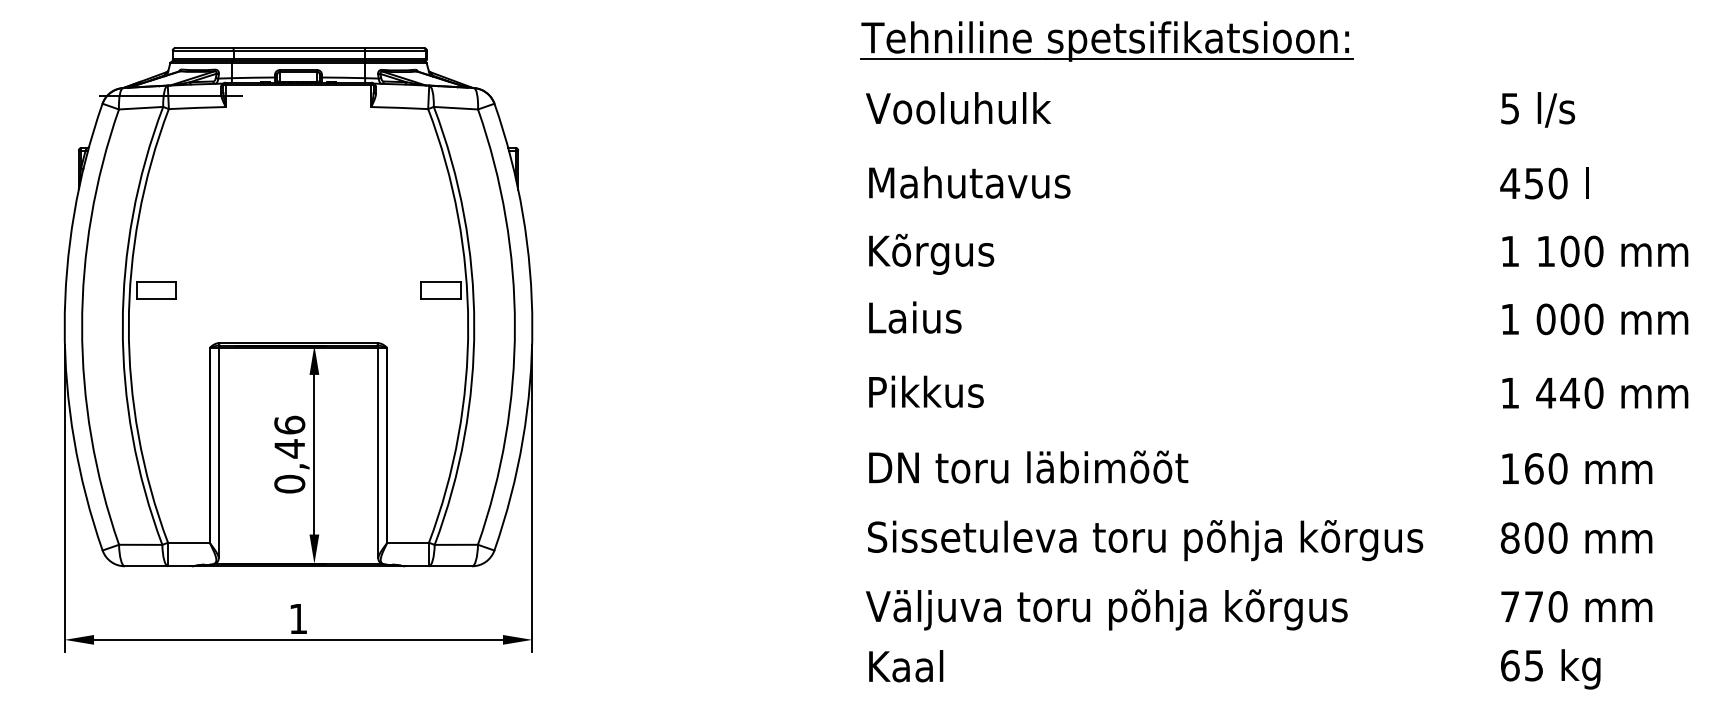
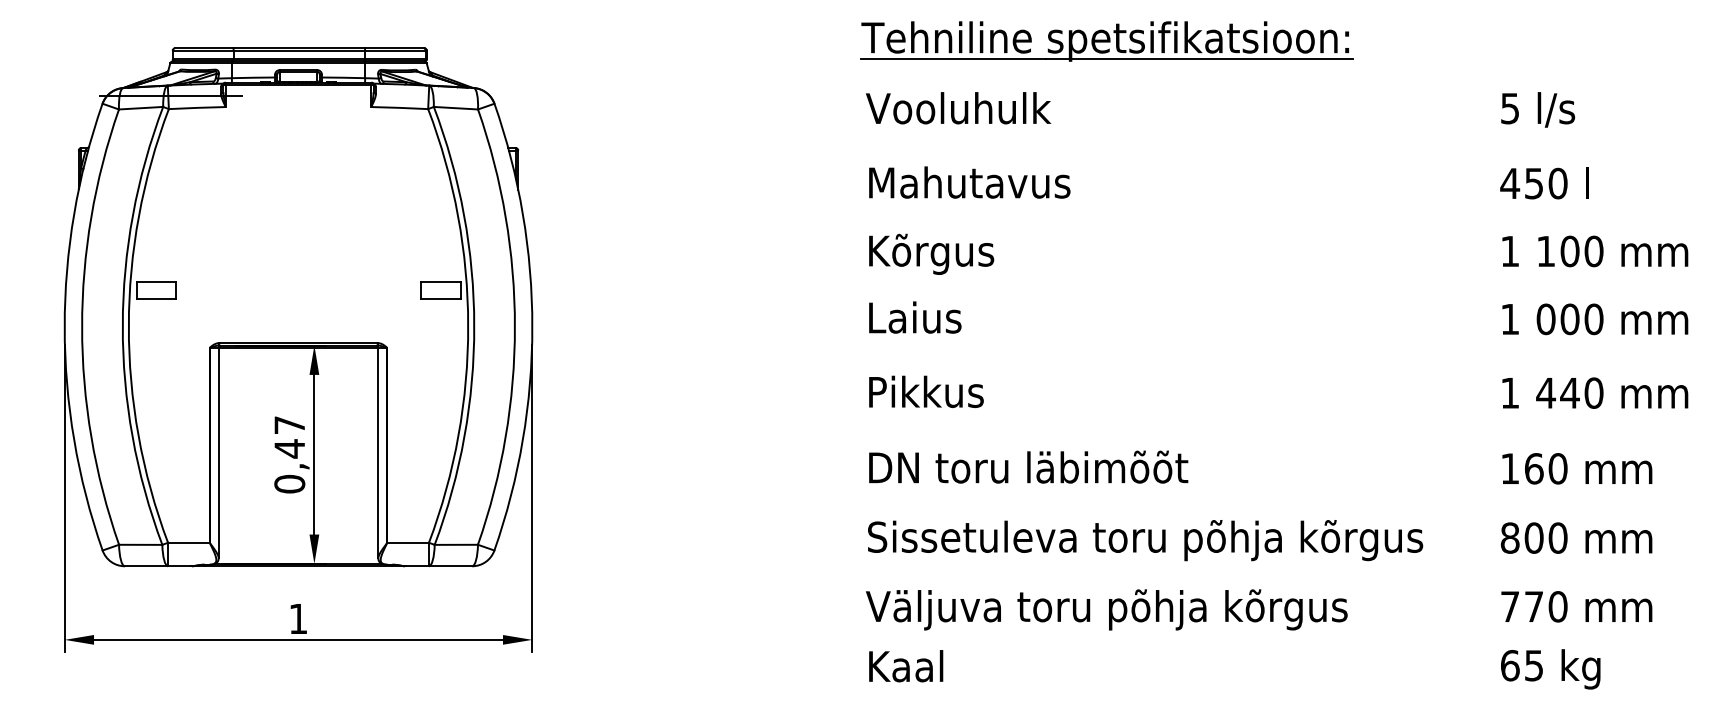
text: 0,46 -> 0,47 (289, 424)
